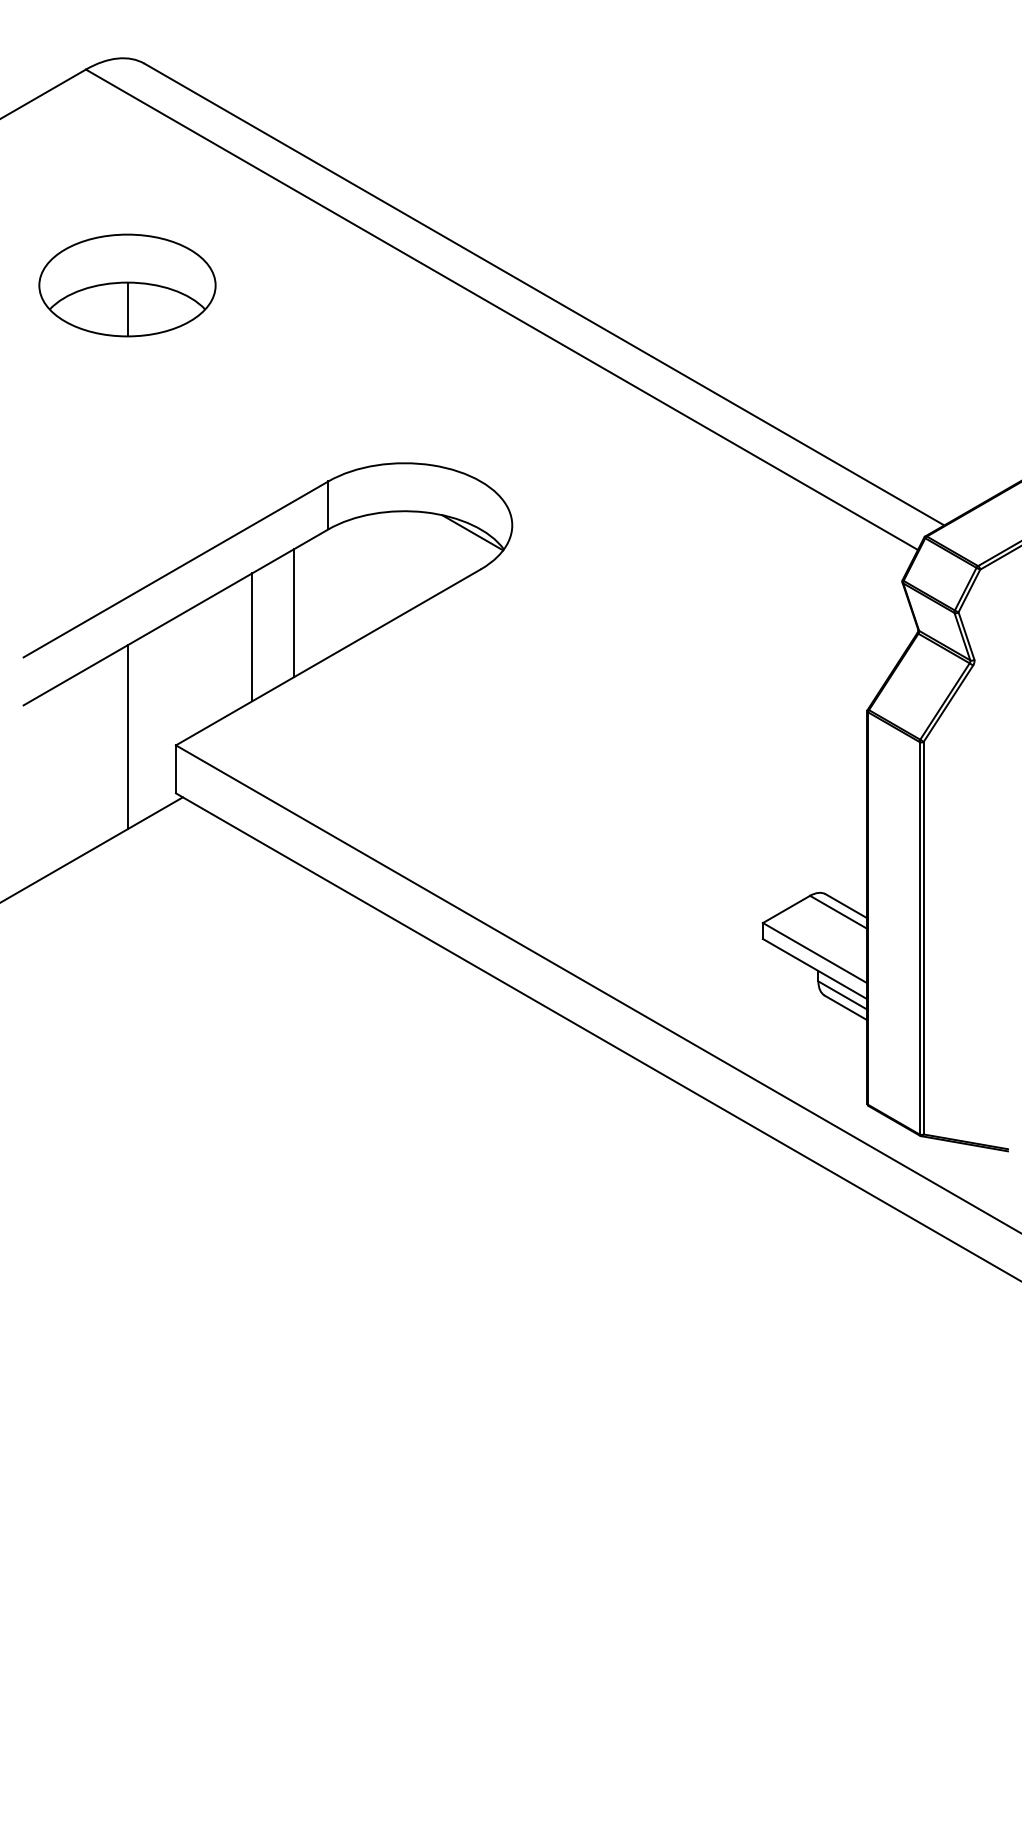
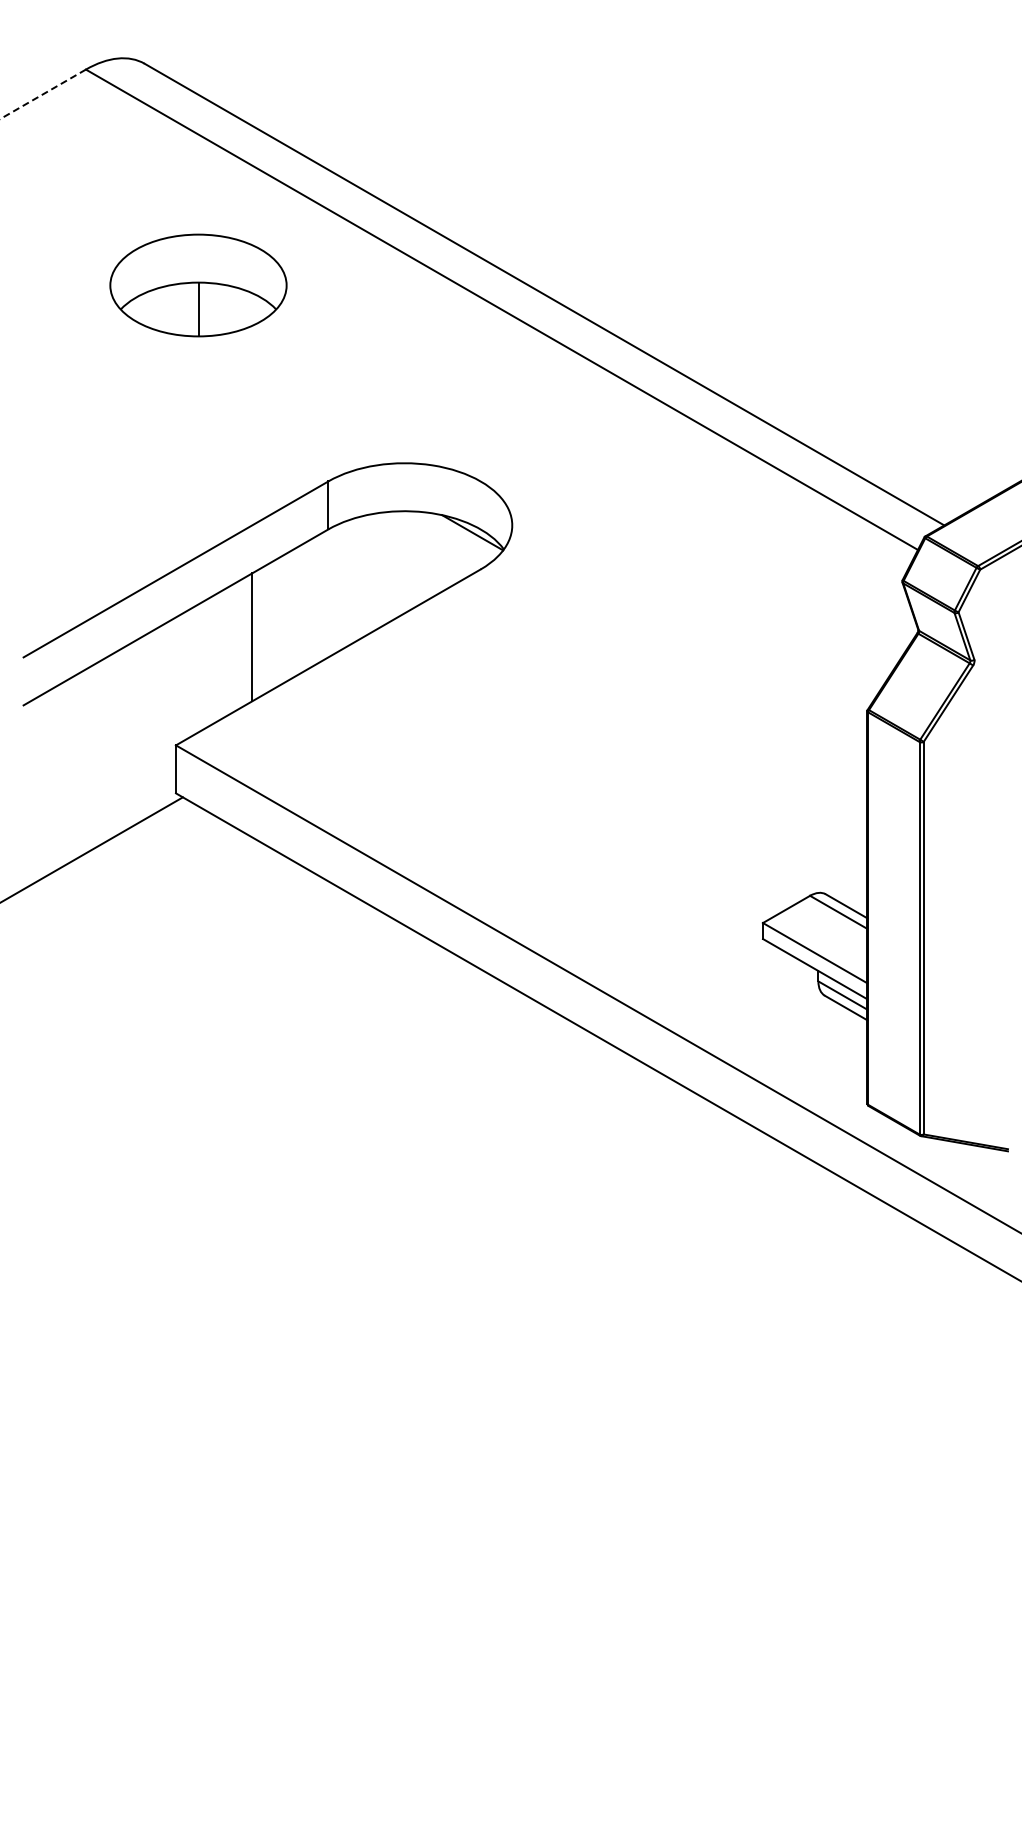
line: solid -> dashed (42, 94)
part position: (127, 285) -> (198, 285) (198, 285)
line: present -> none (293, 613)
line: present -> none (127, 737)
